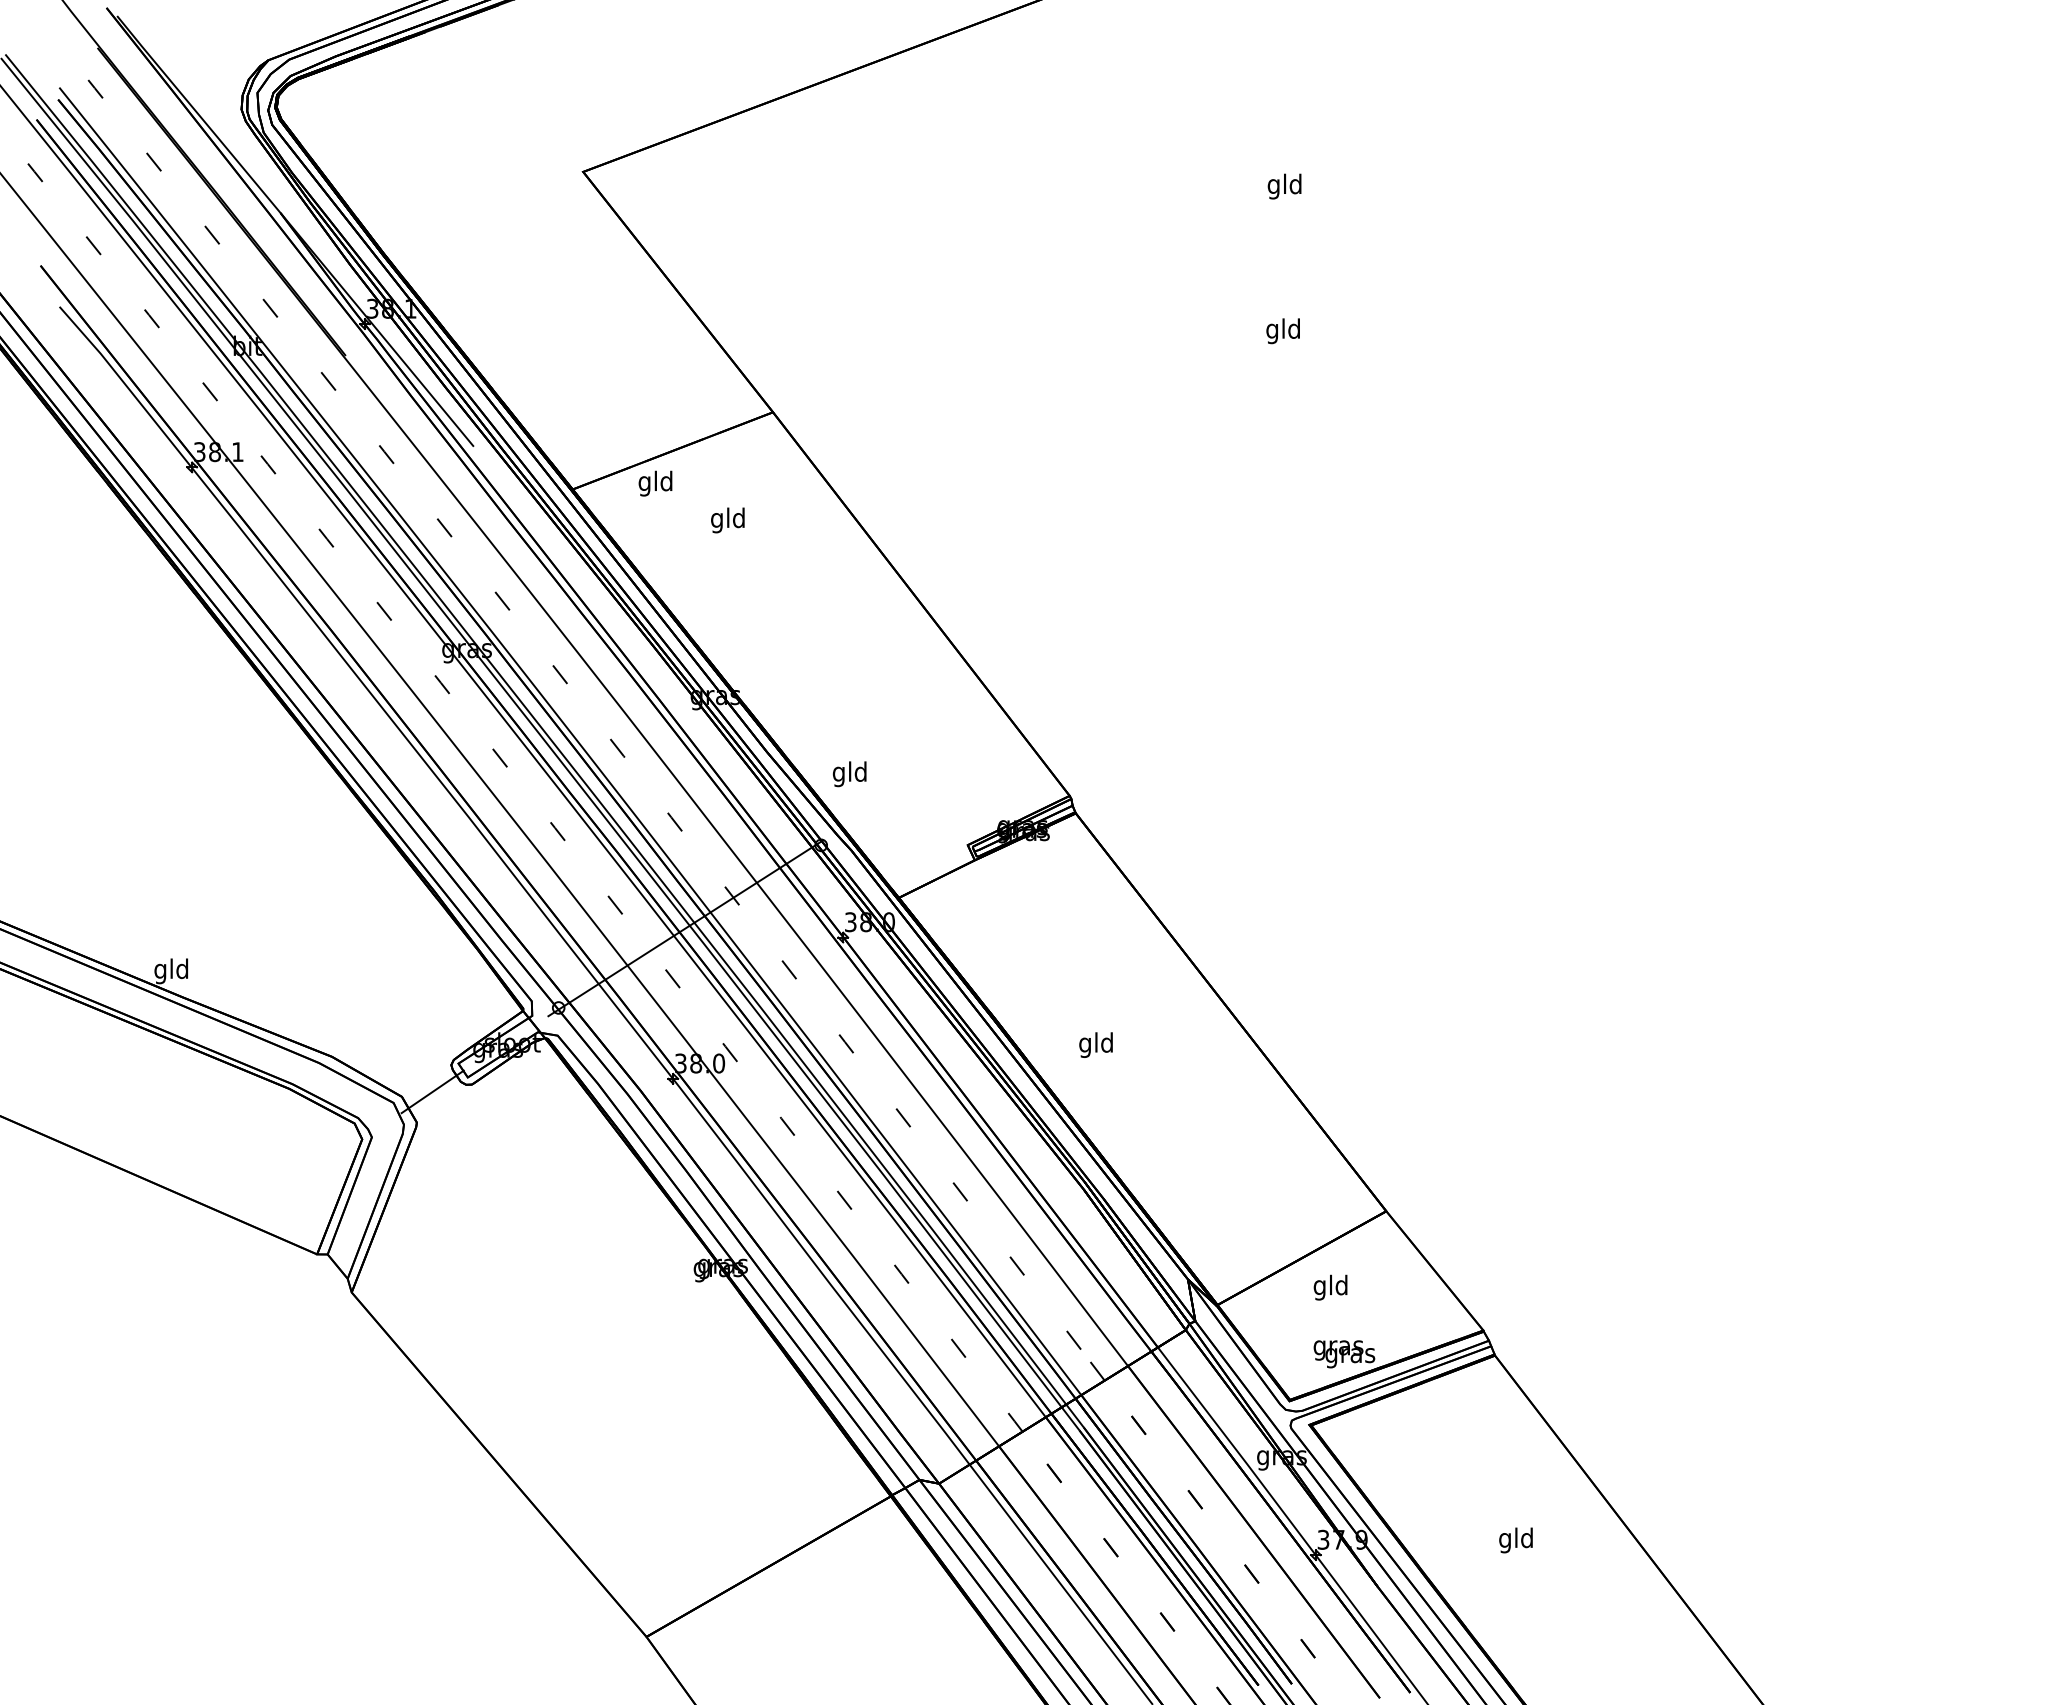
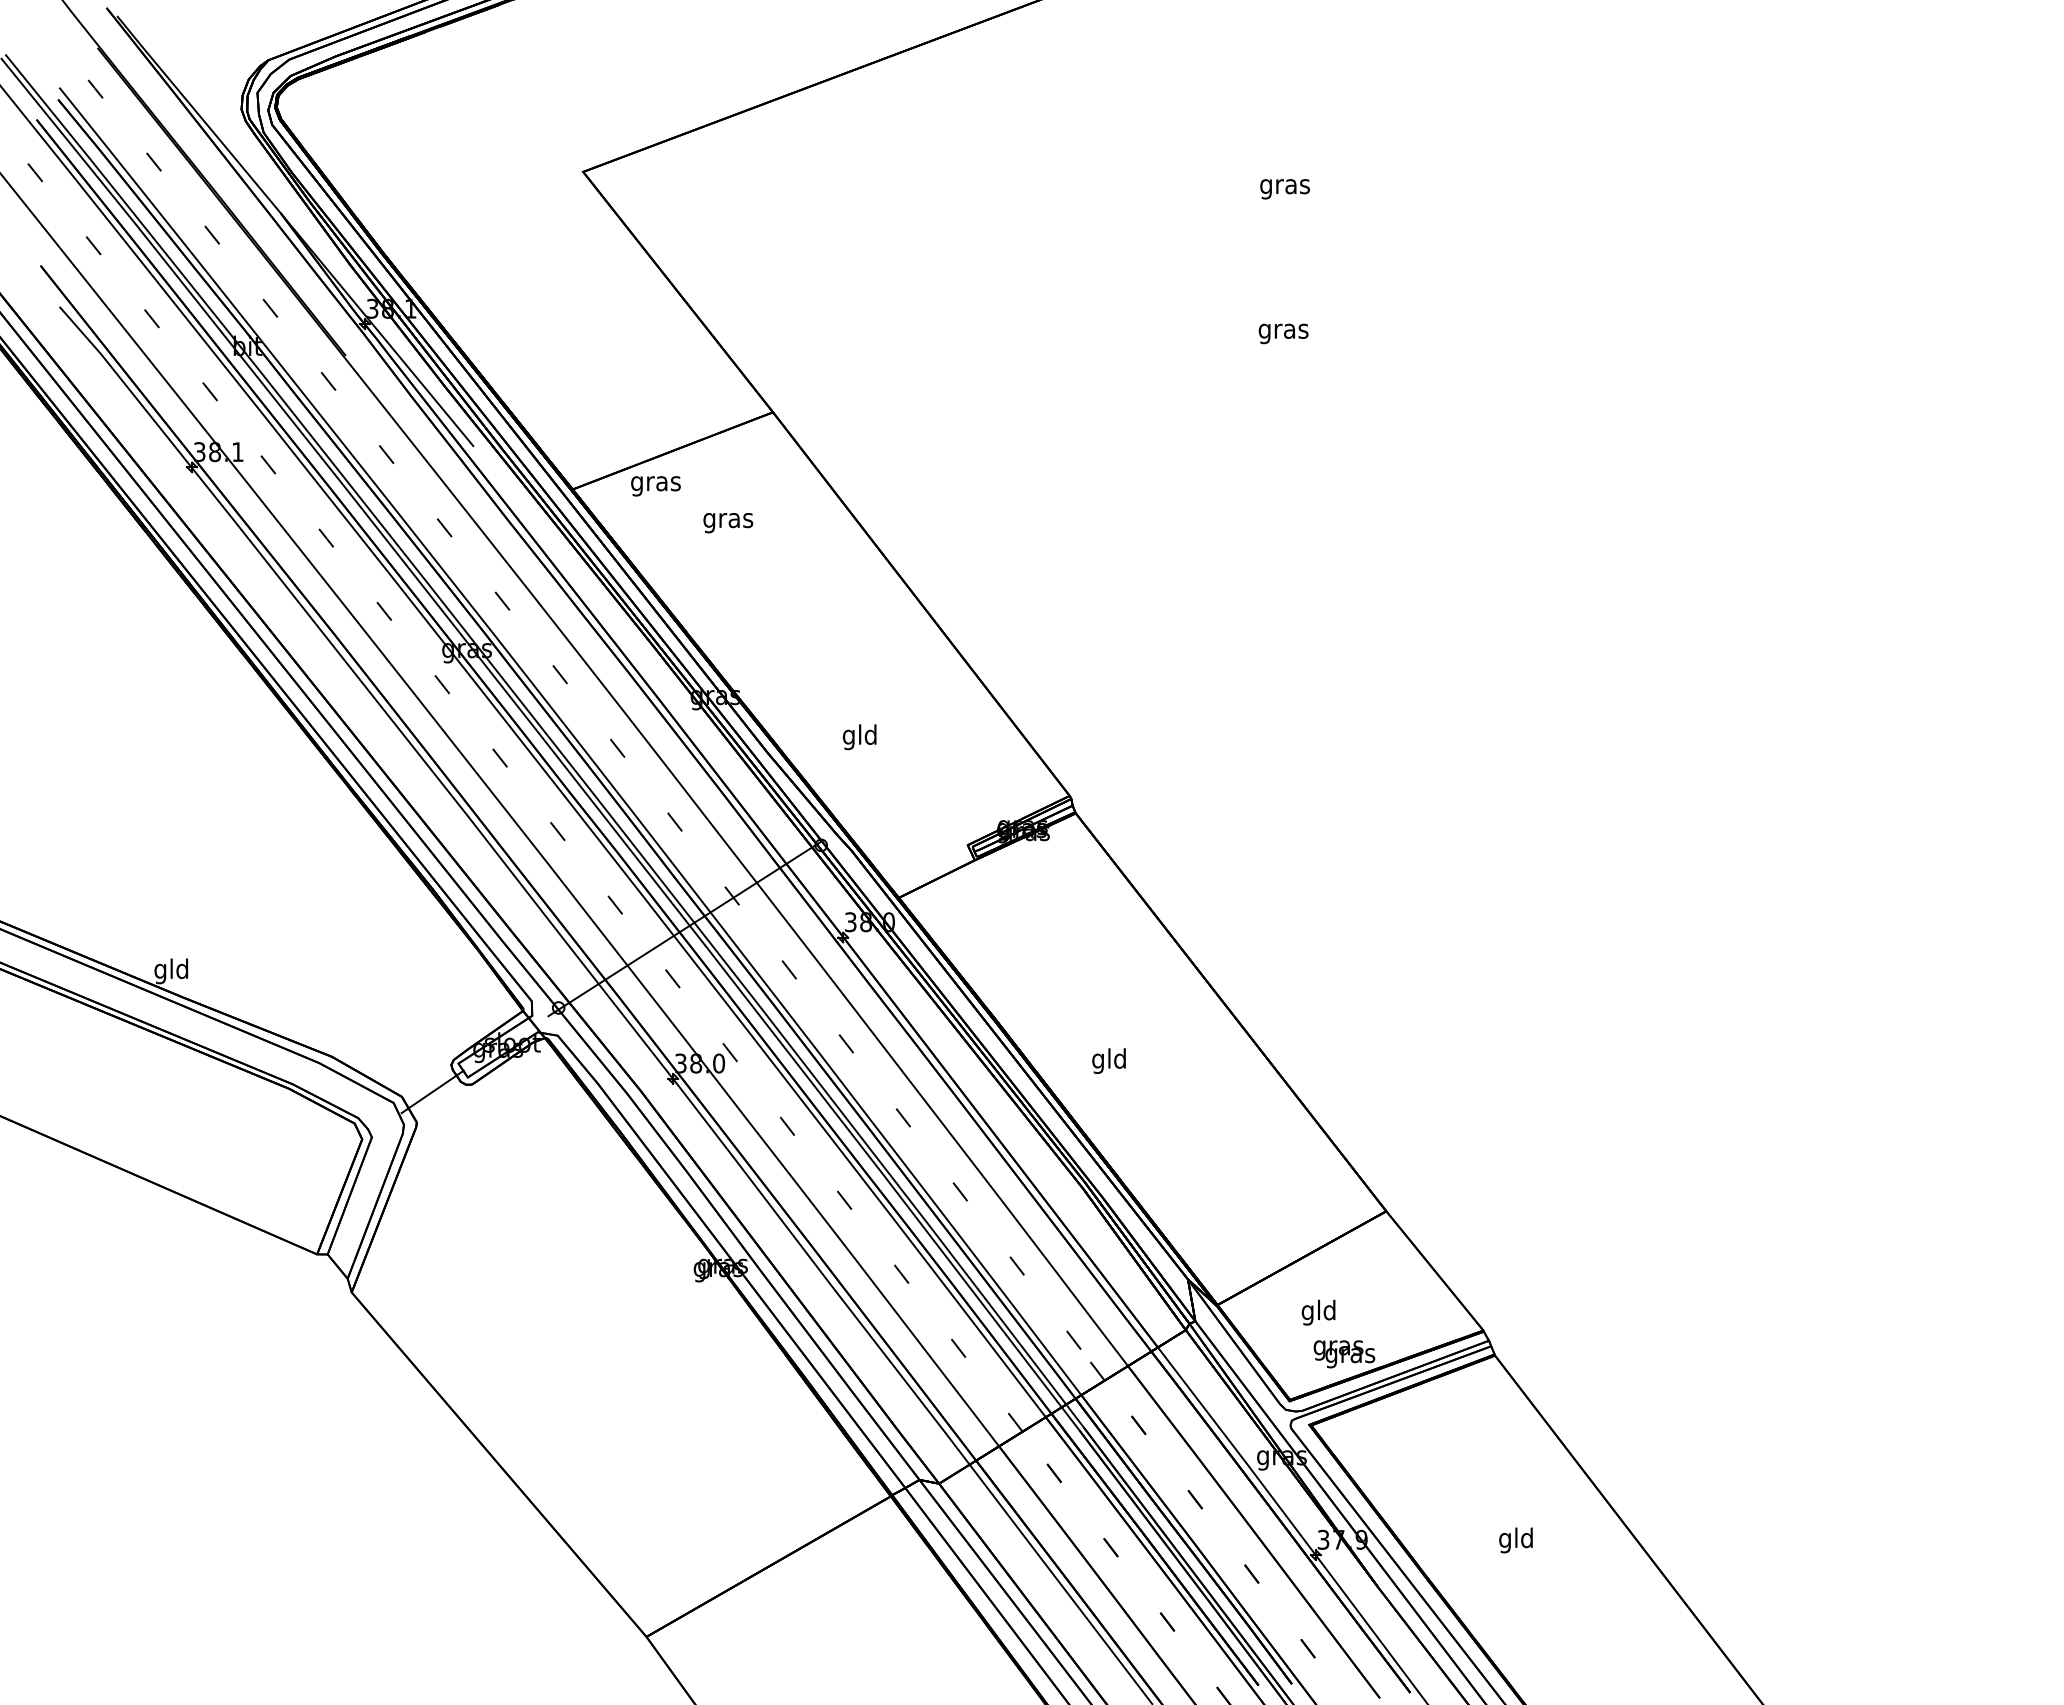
text: gld -> gras (1284, 186)
text: gld -> gras (1283, 331)
text: gld -> gras (655, 483)
text: gld -> gras (728, 520)
text position: (849, 774) -> (859, 737) (859, 737)
text position: (1095, 1044) -> (1108, 1060) (1108, 1060)
text position: (1330, 1287) -> (1318, 1312) (1318, 1312)
